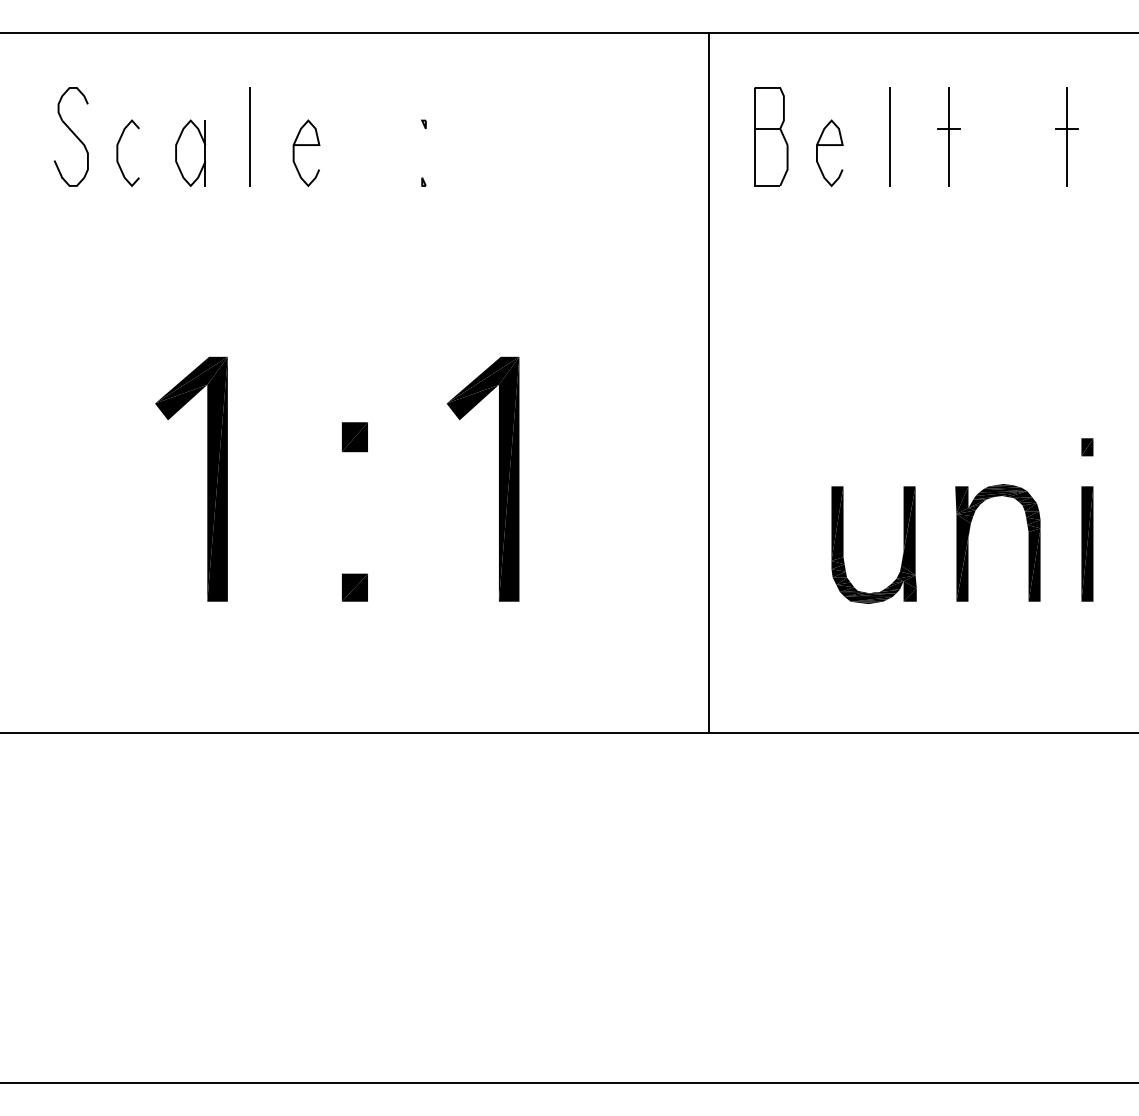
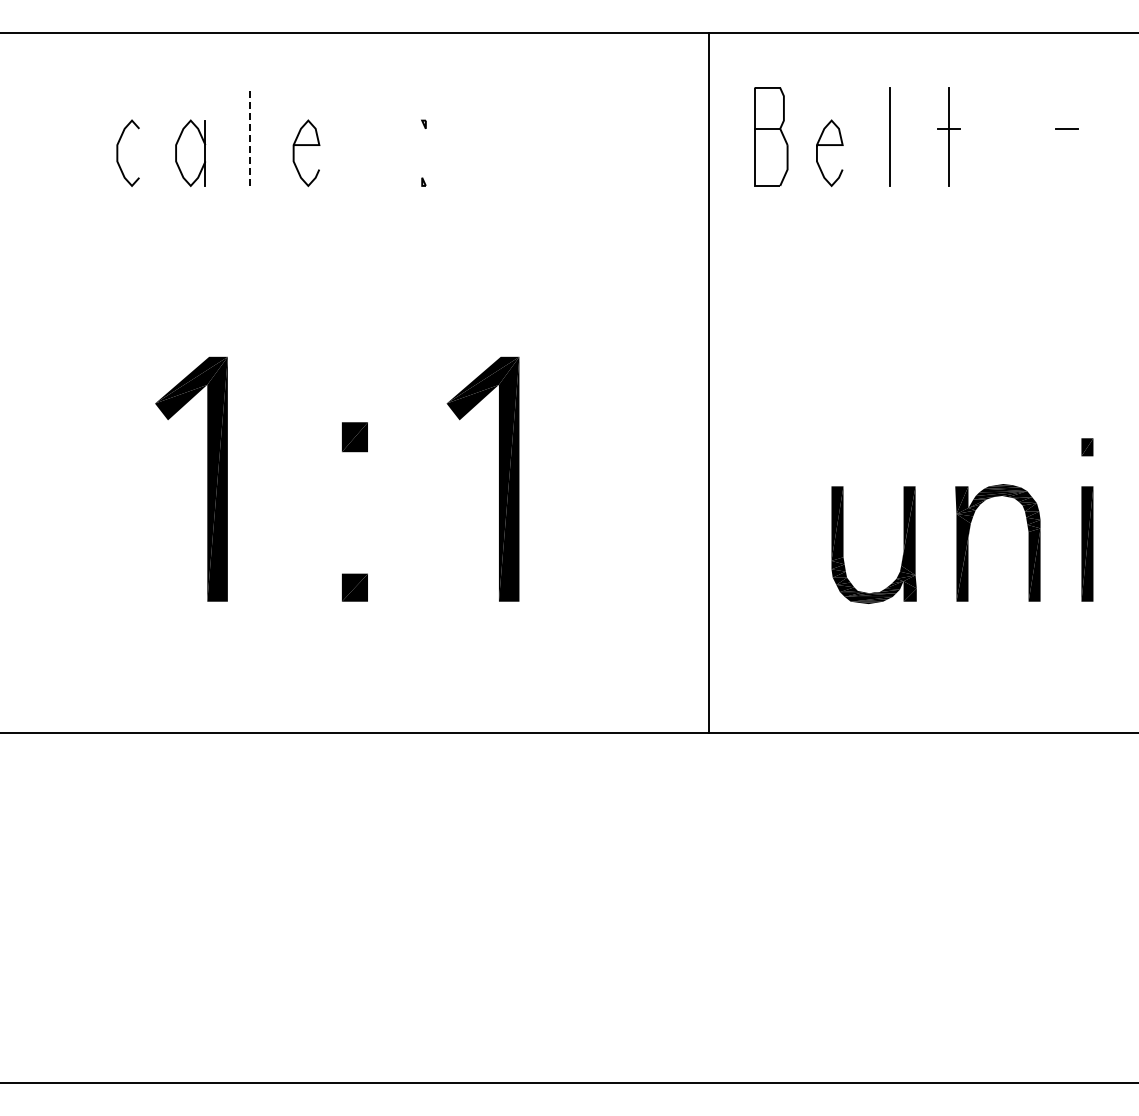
part: present -> none (70, 136)
line: solid -> dashed (249, 136)
line: present -> none (1066, 136)
